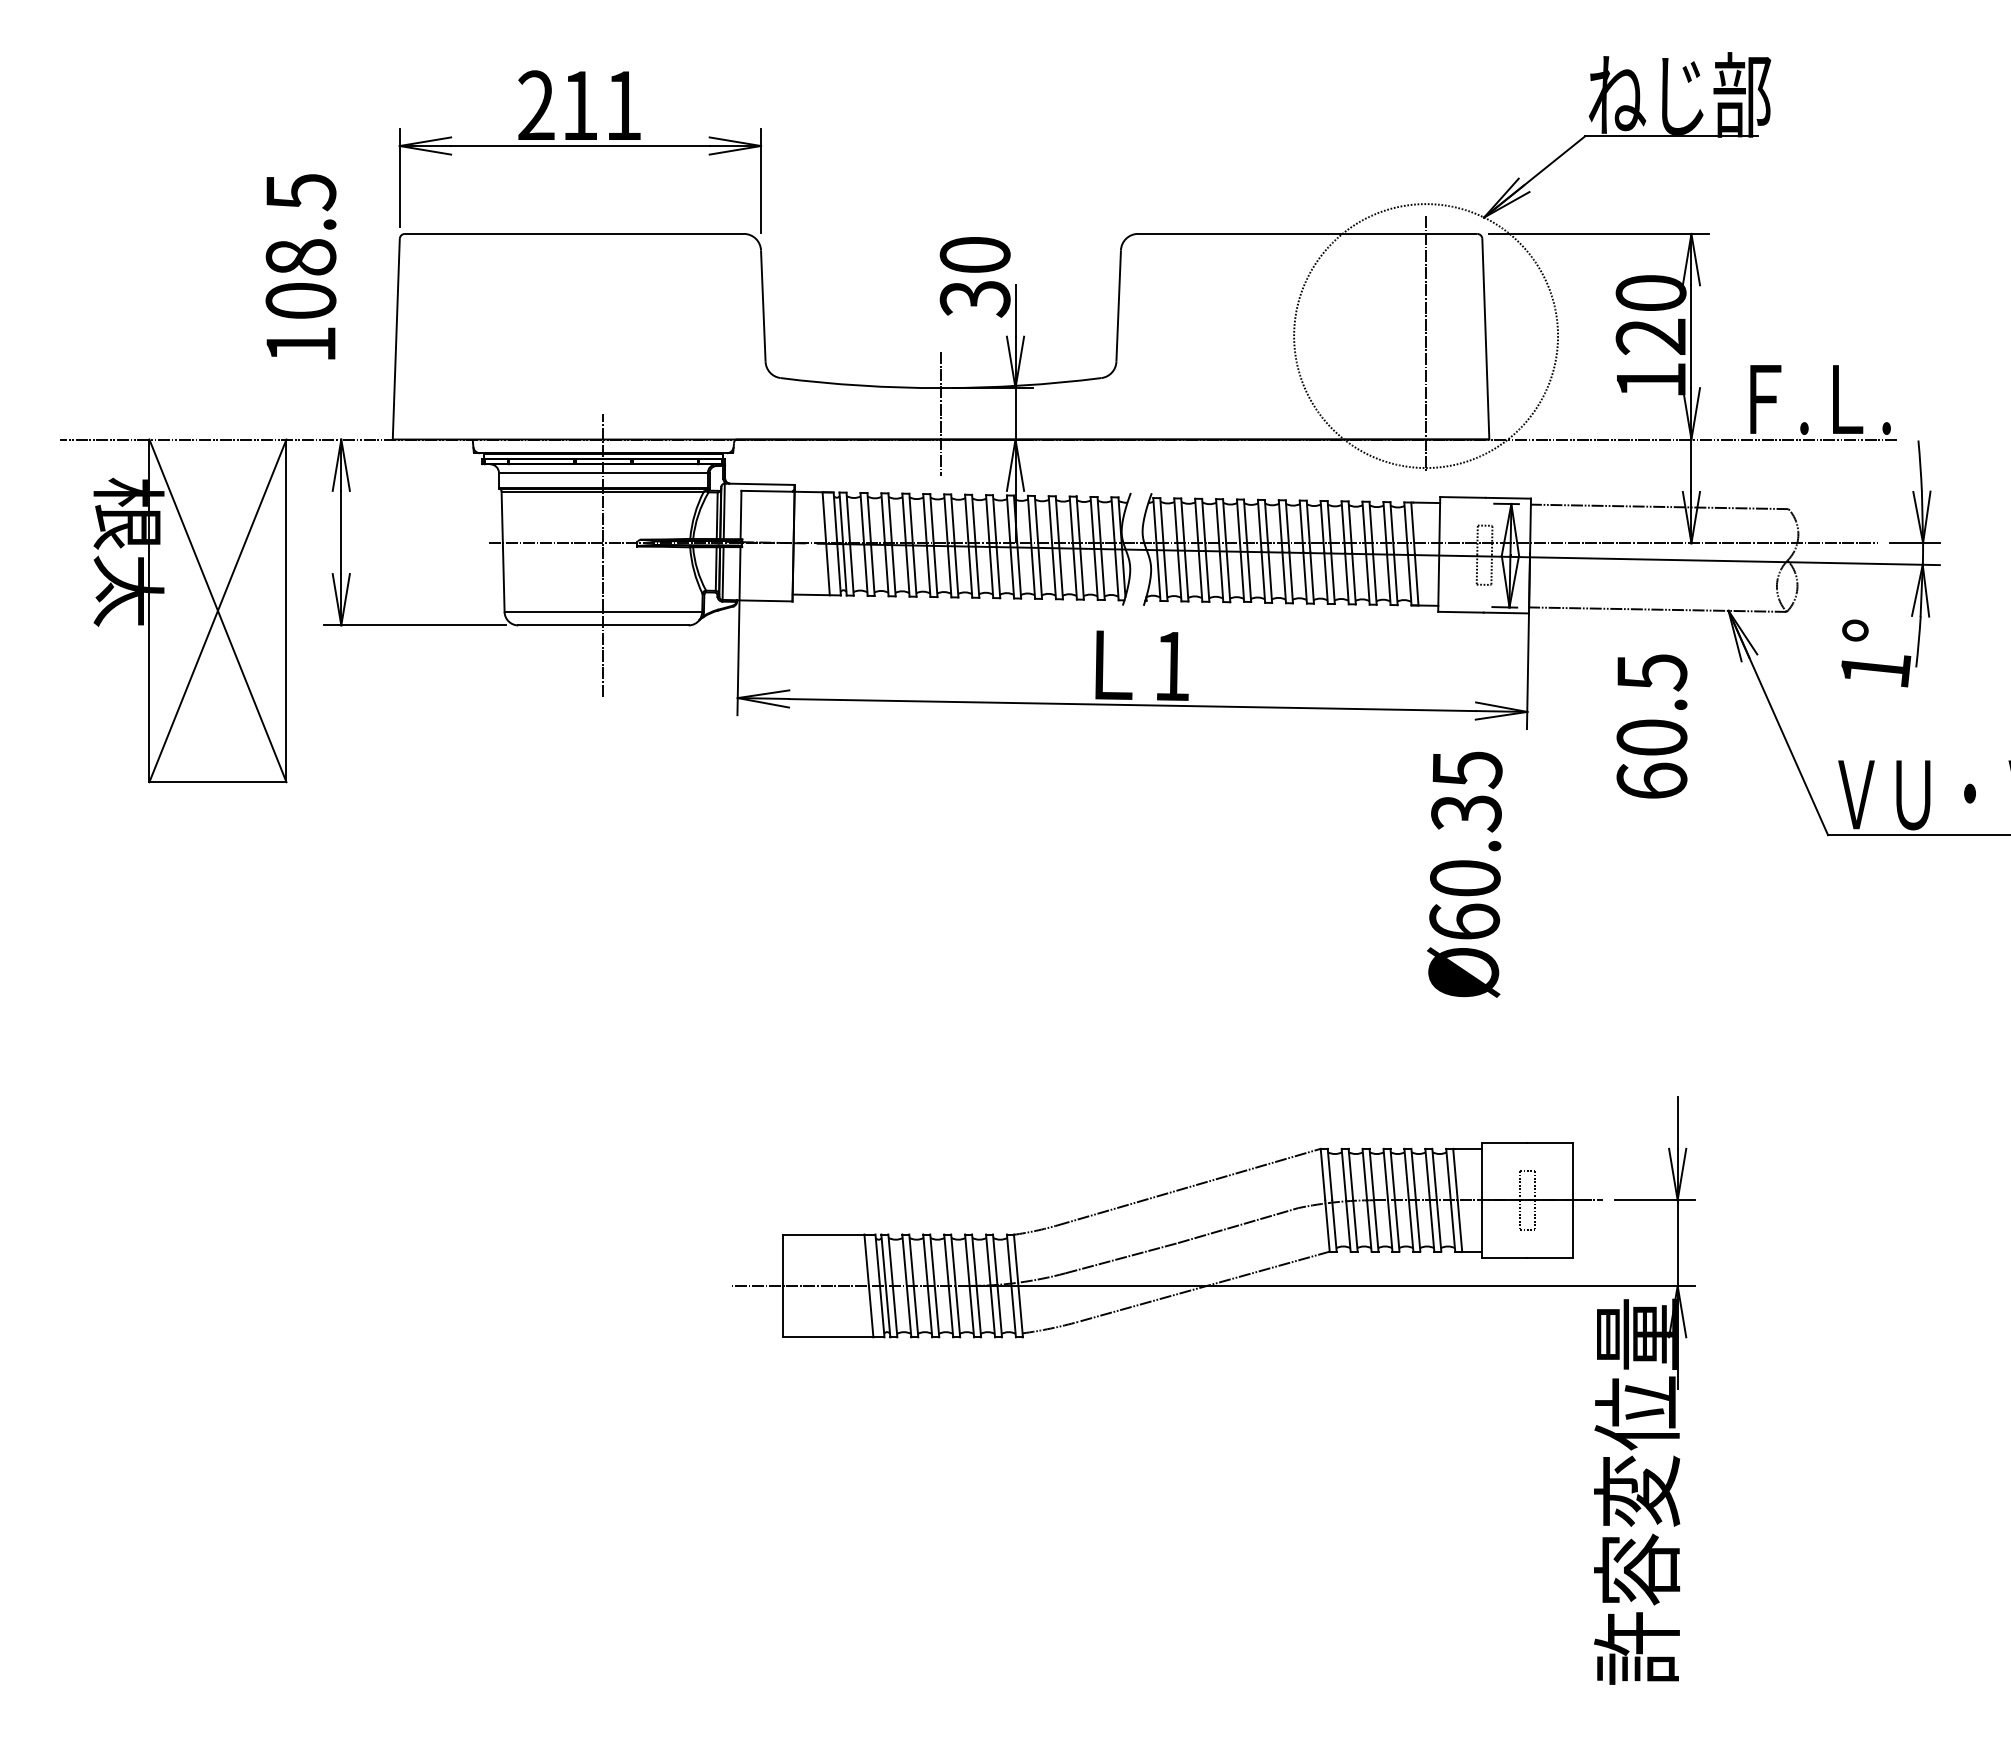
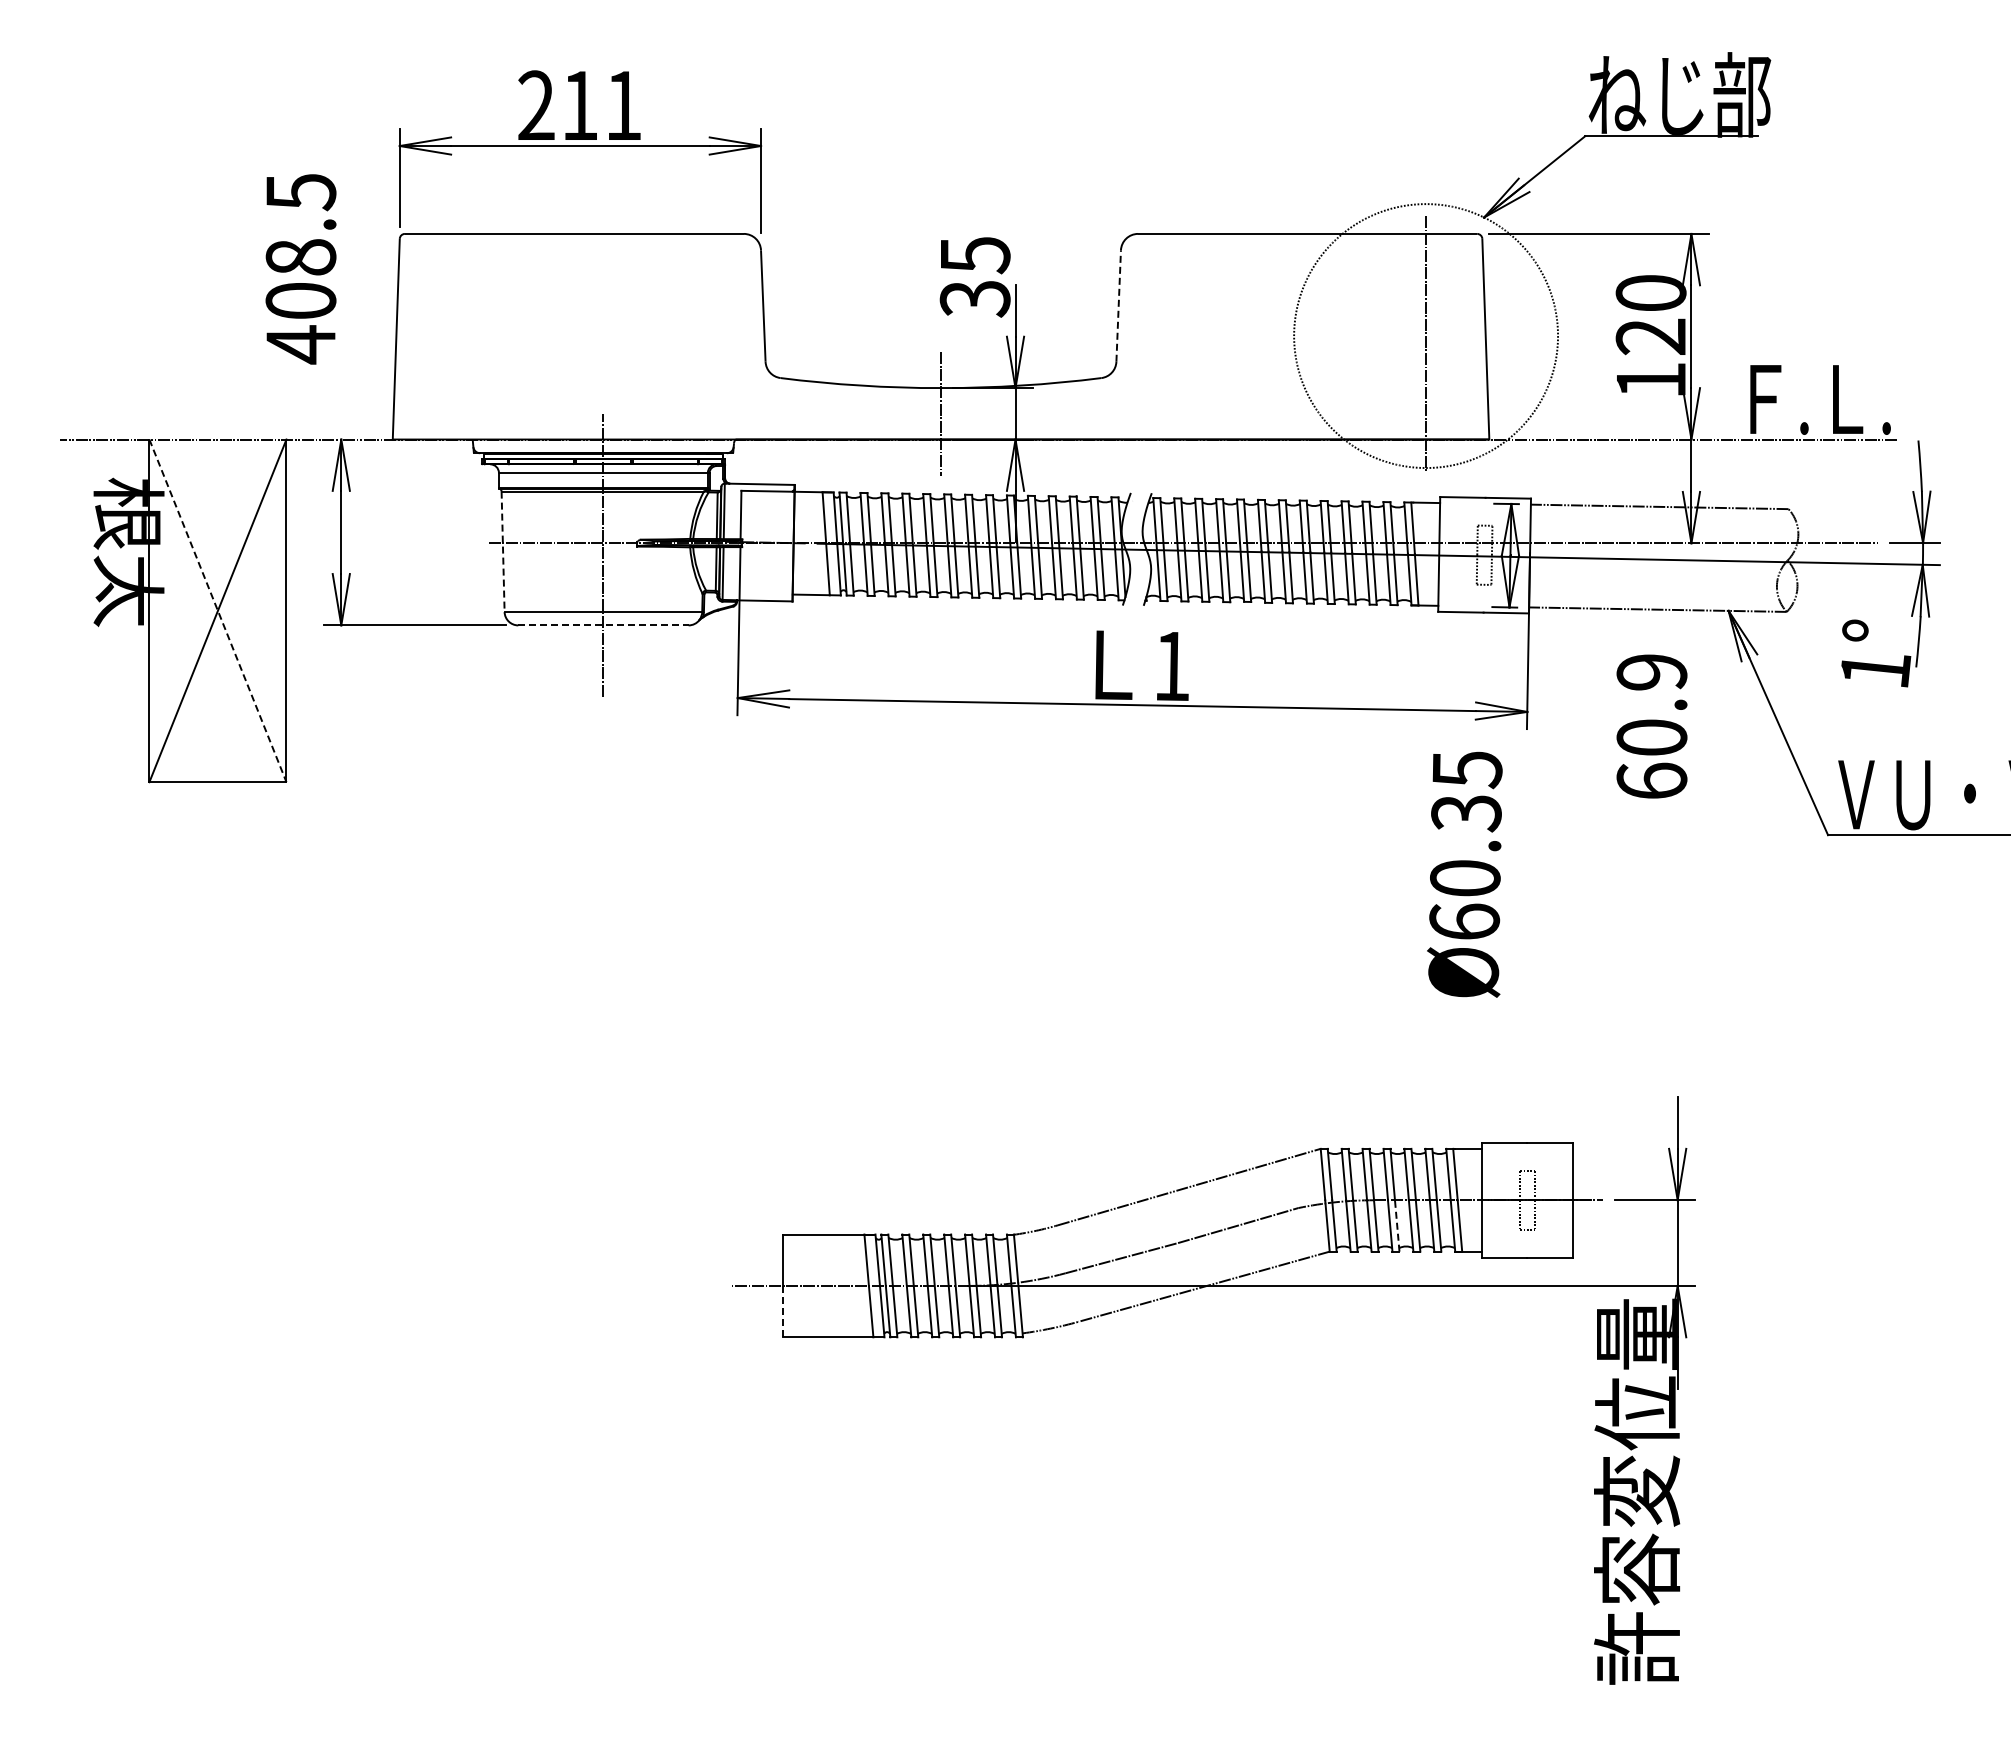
text: 30 -> 35 (974, 255)
line: solid -> dashed (1118, 306)
text: 108.5 -> 408.5 (300, 344)
line: solid -> dashed (503, 552)
line: solid -> dashed (217, 610)
line: solid -> dashed (603, 625)
text: 60.5 -> 60.9 (1651, 672)
line: solid -> dashed (1397, 1225)
line: solid -> dashed (783, 1311)
